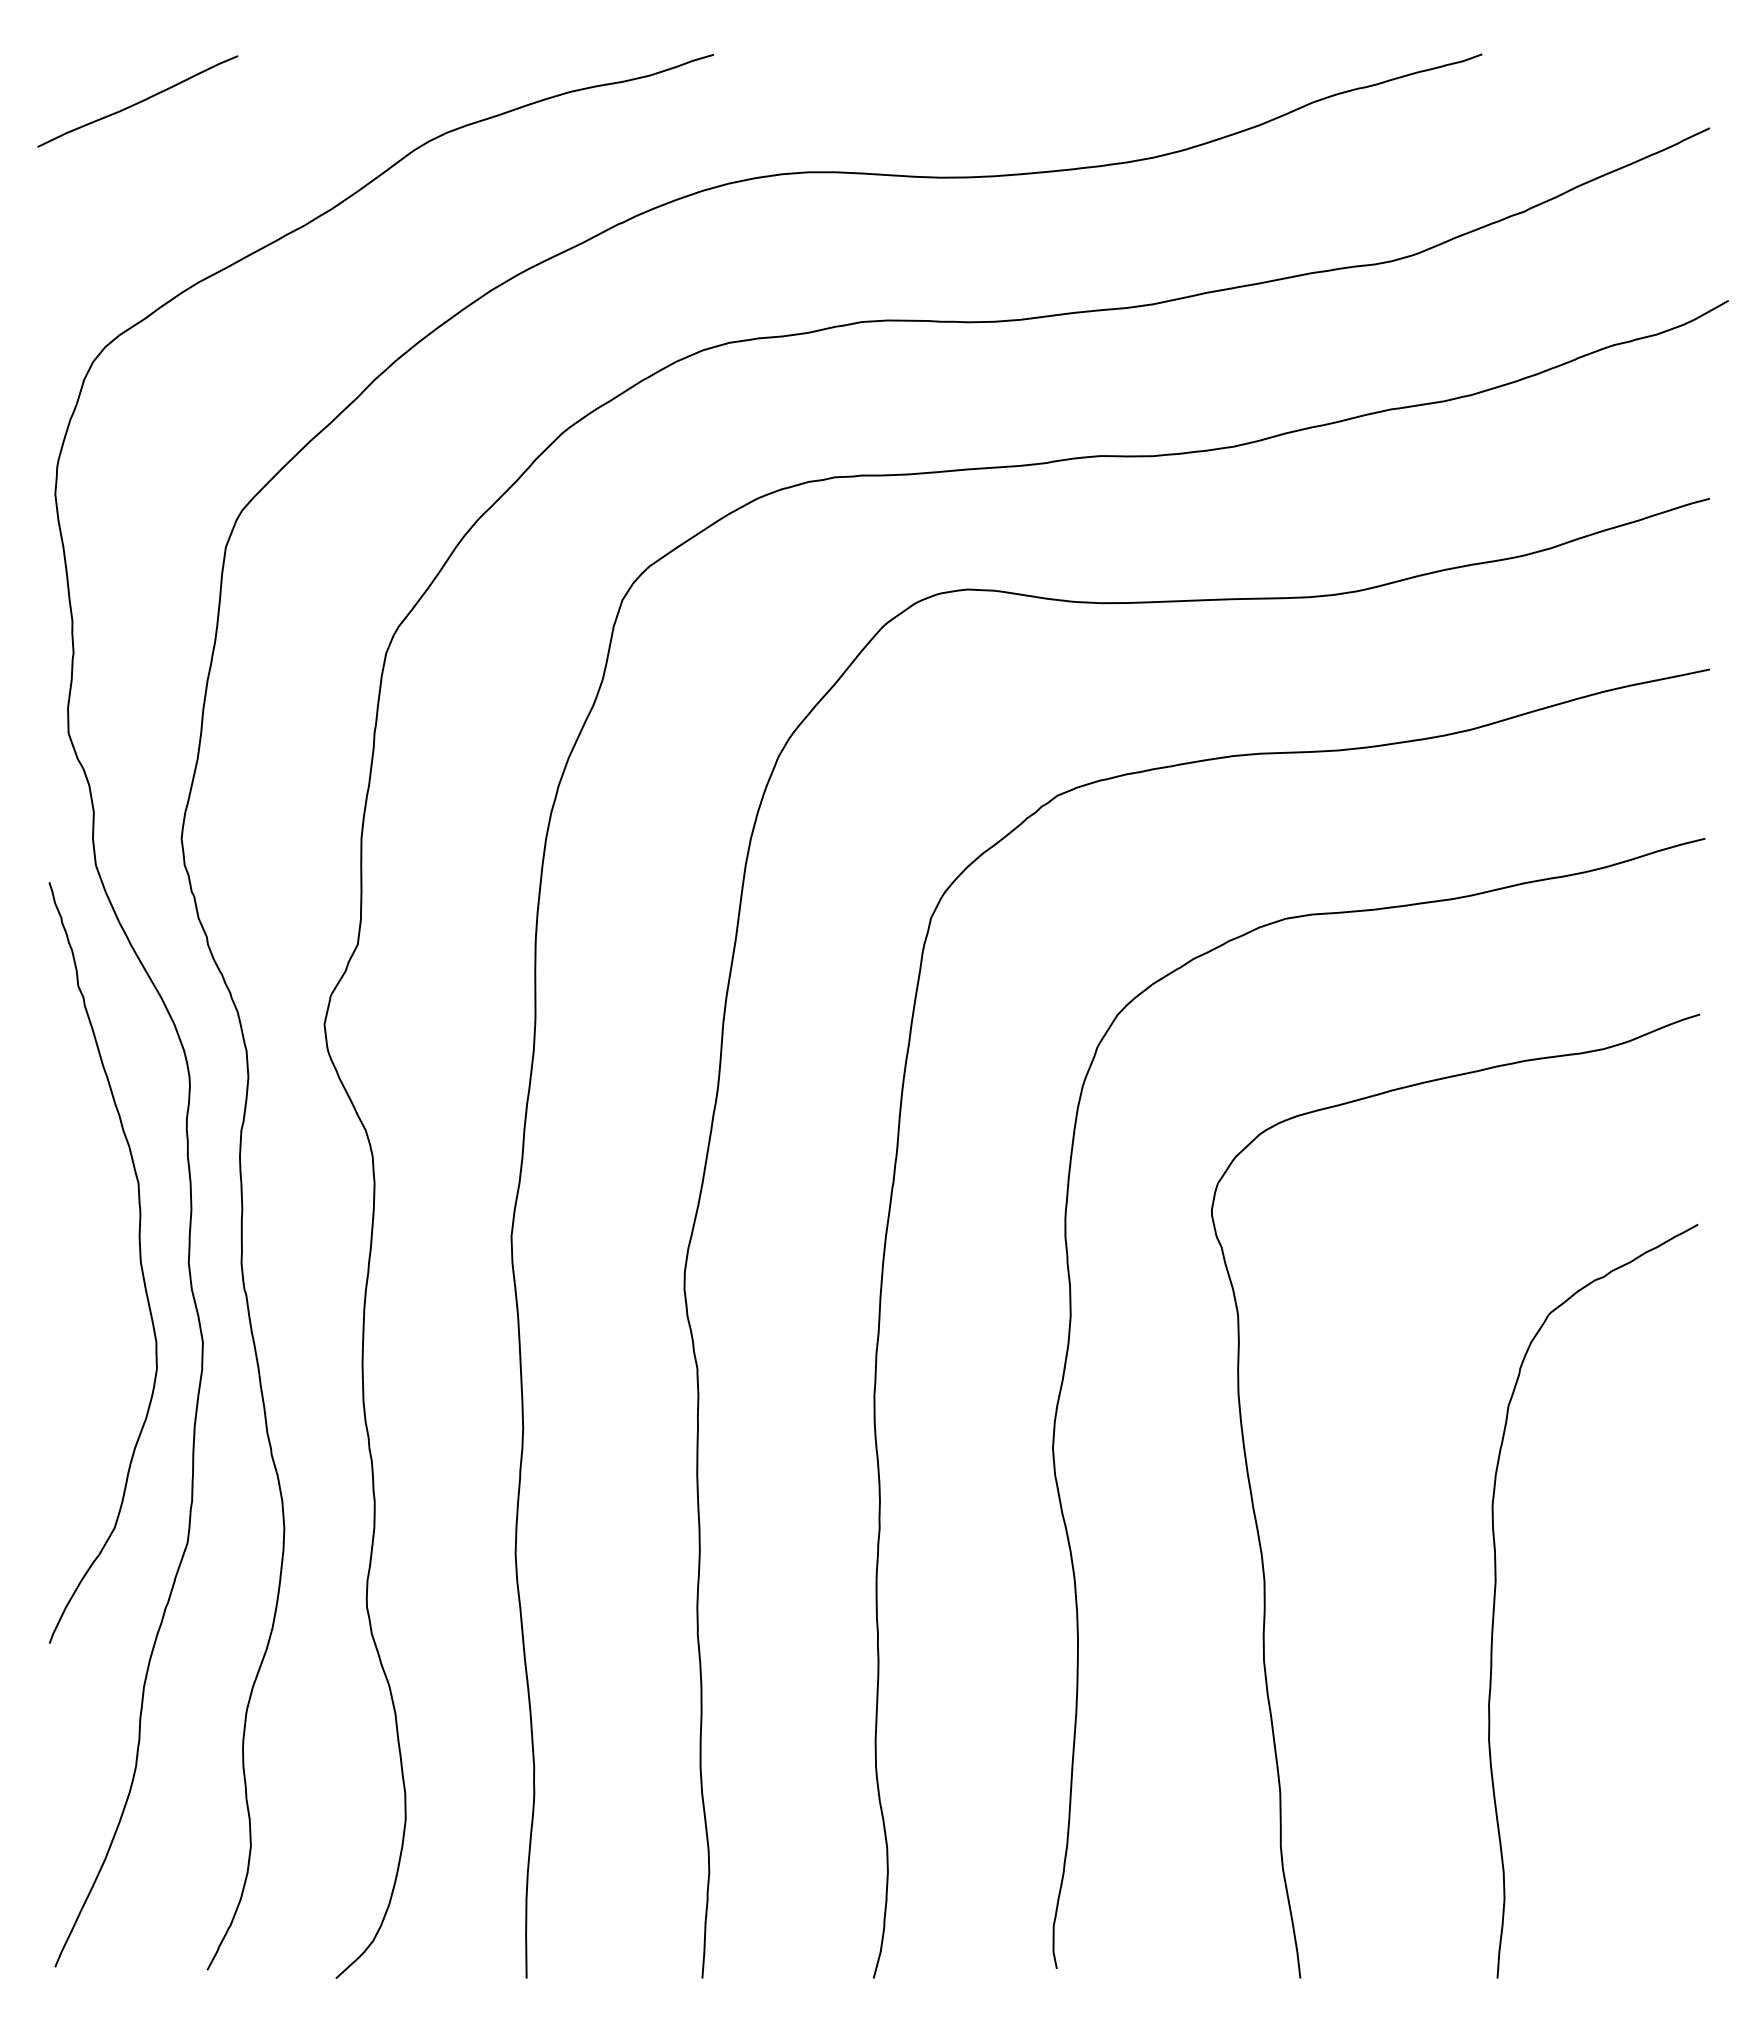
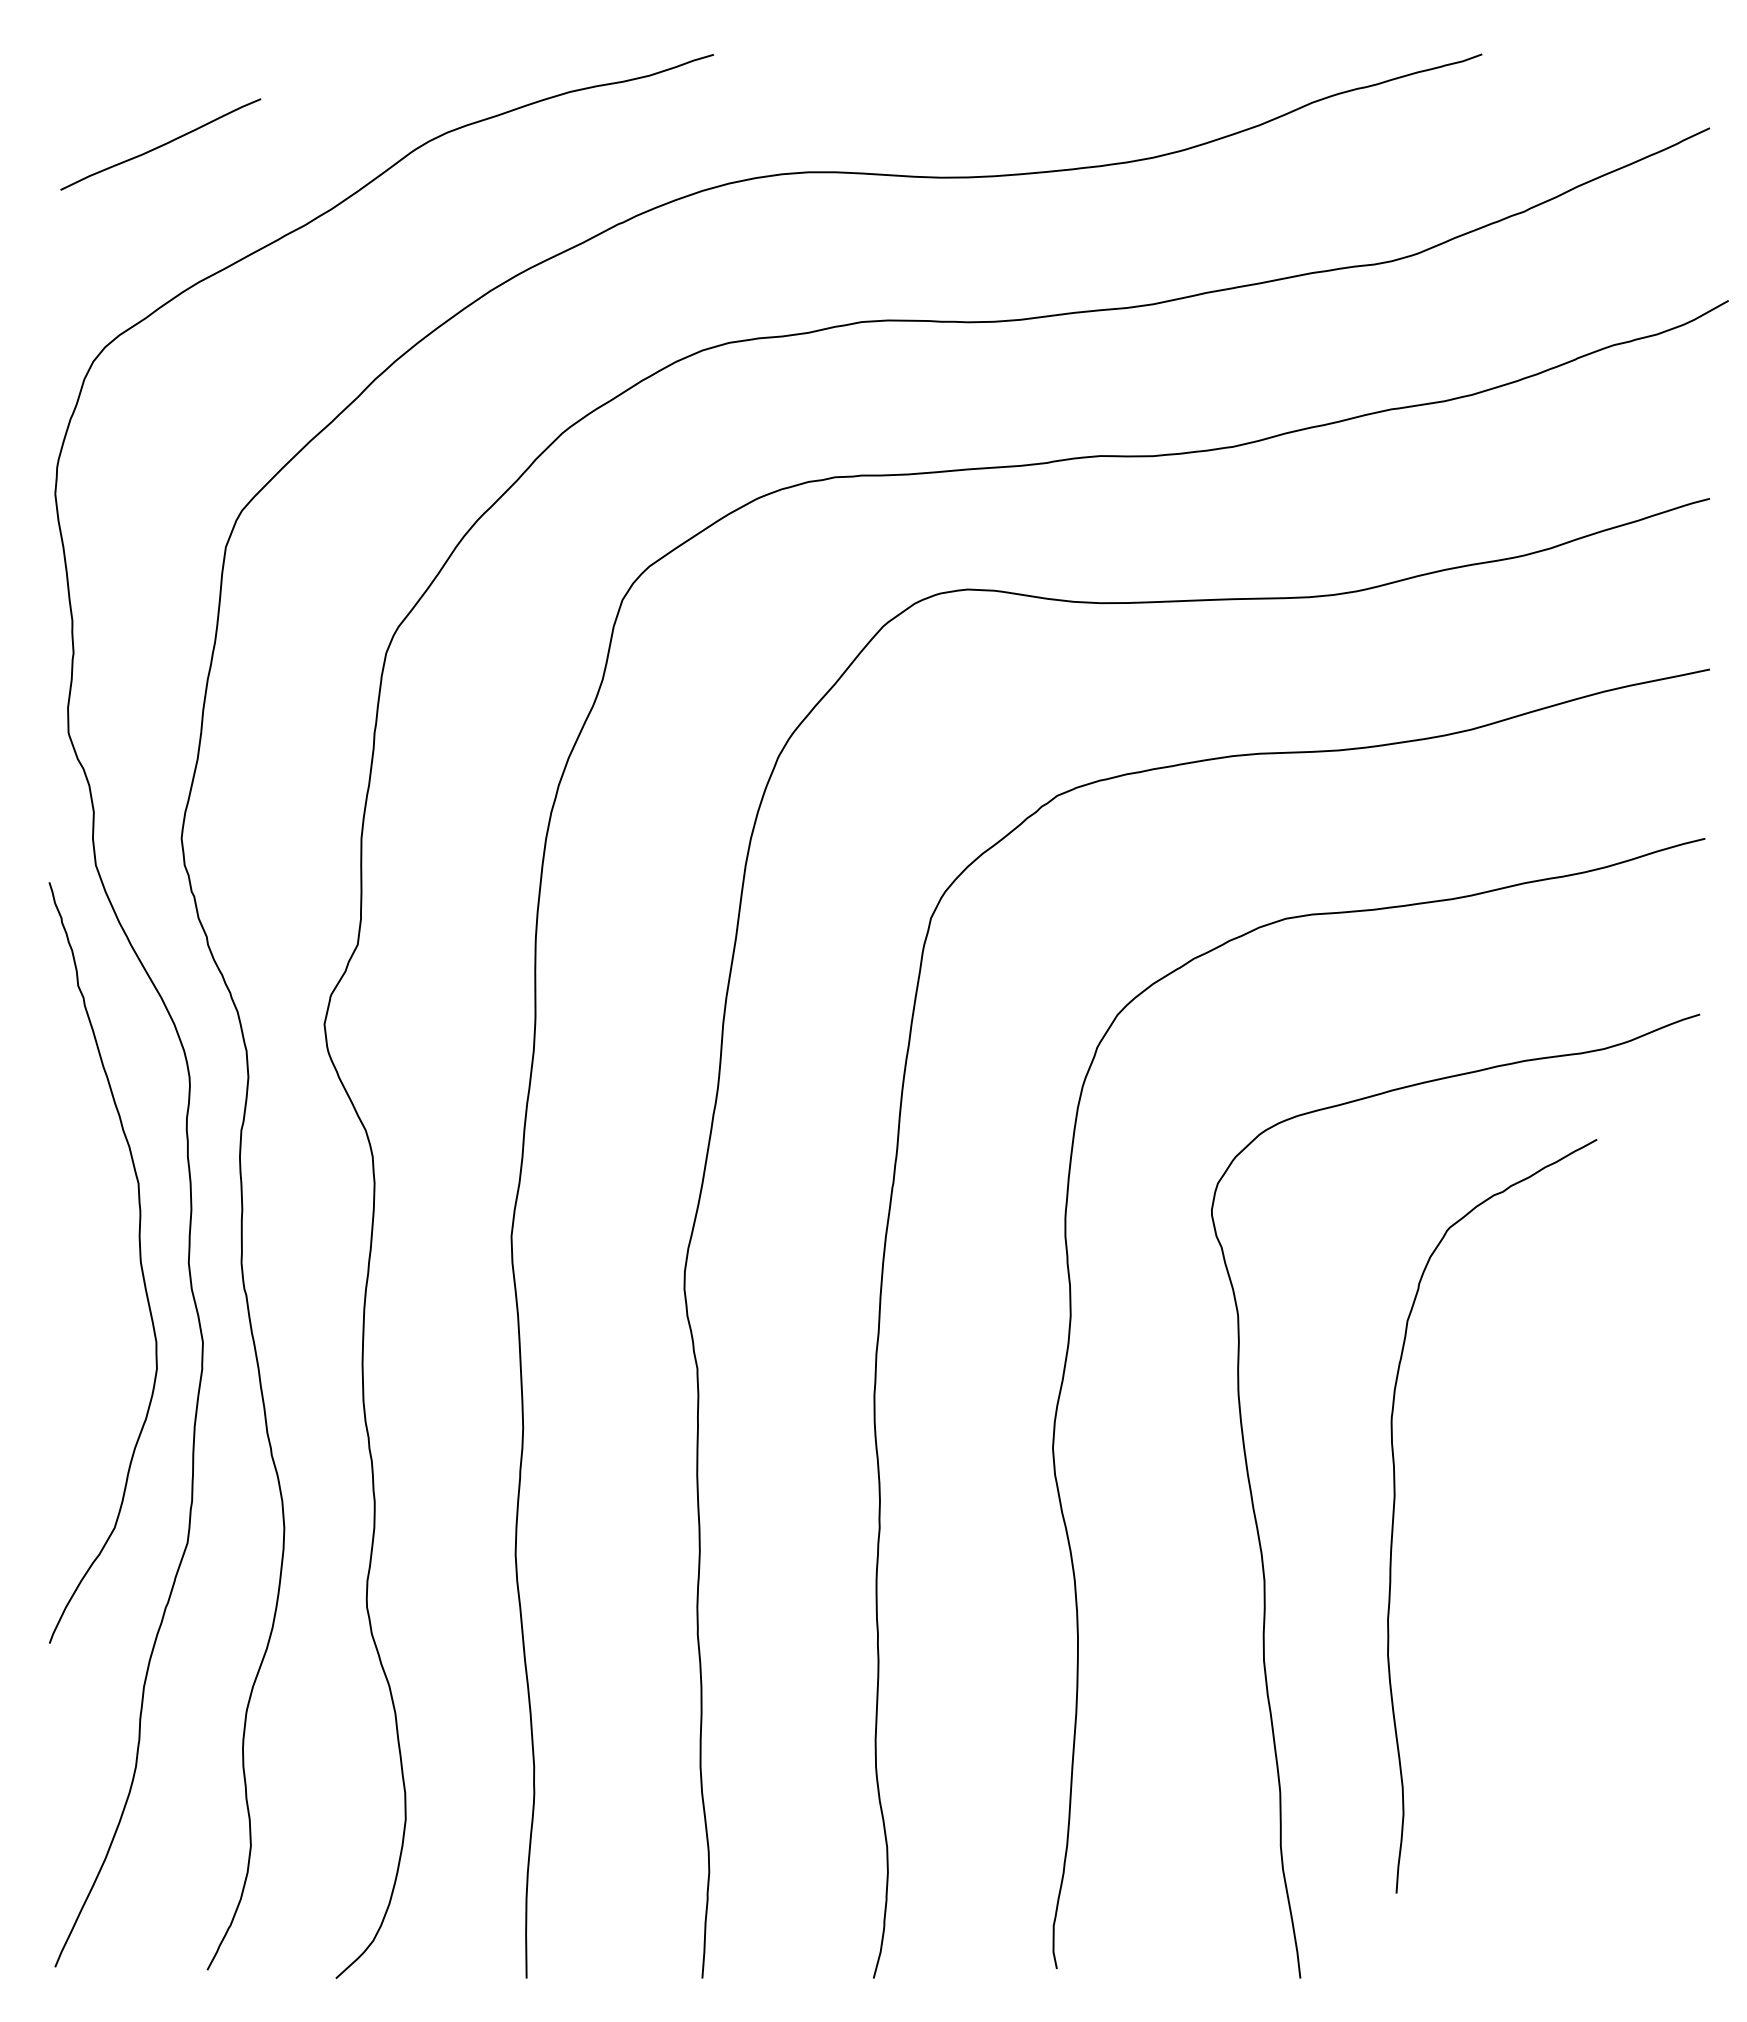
curve position: (138, 101) -> (161, 144) (161, 144)
curve position: (1496, 1588) -> (1395, 1503) (1395, 1503)
